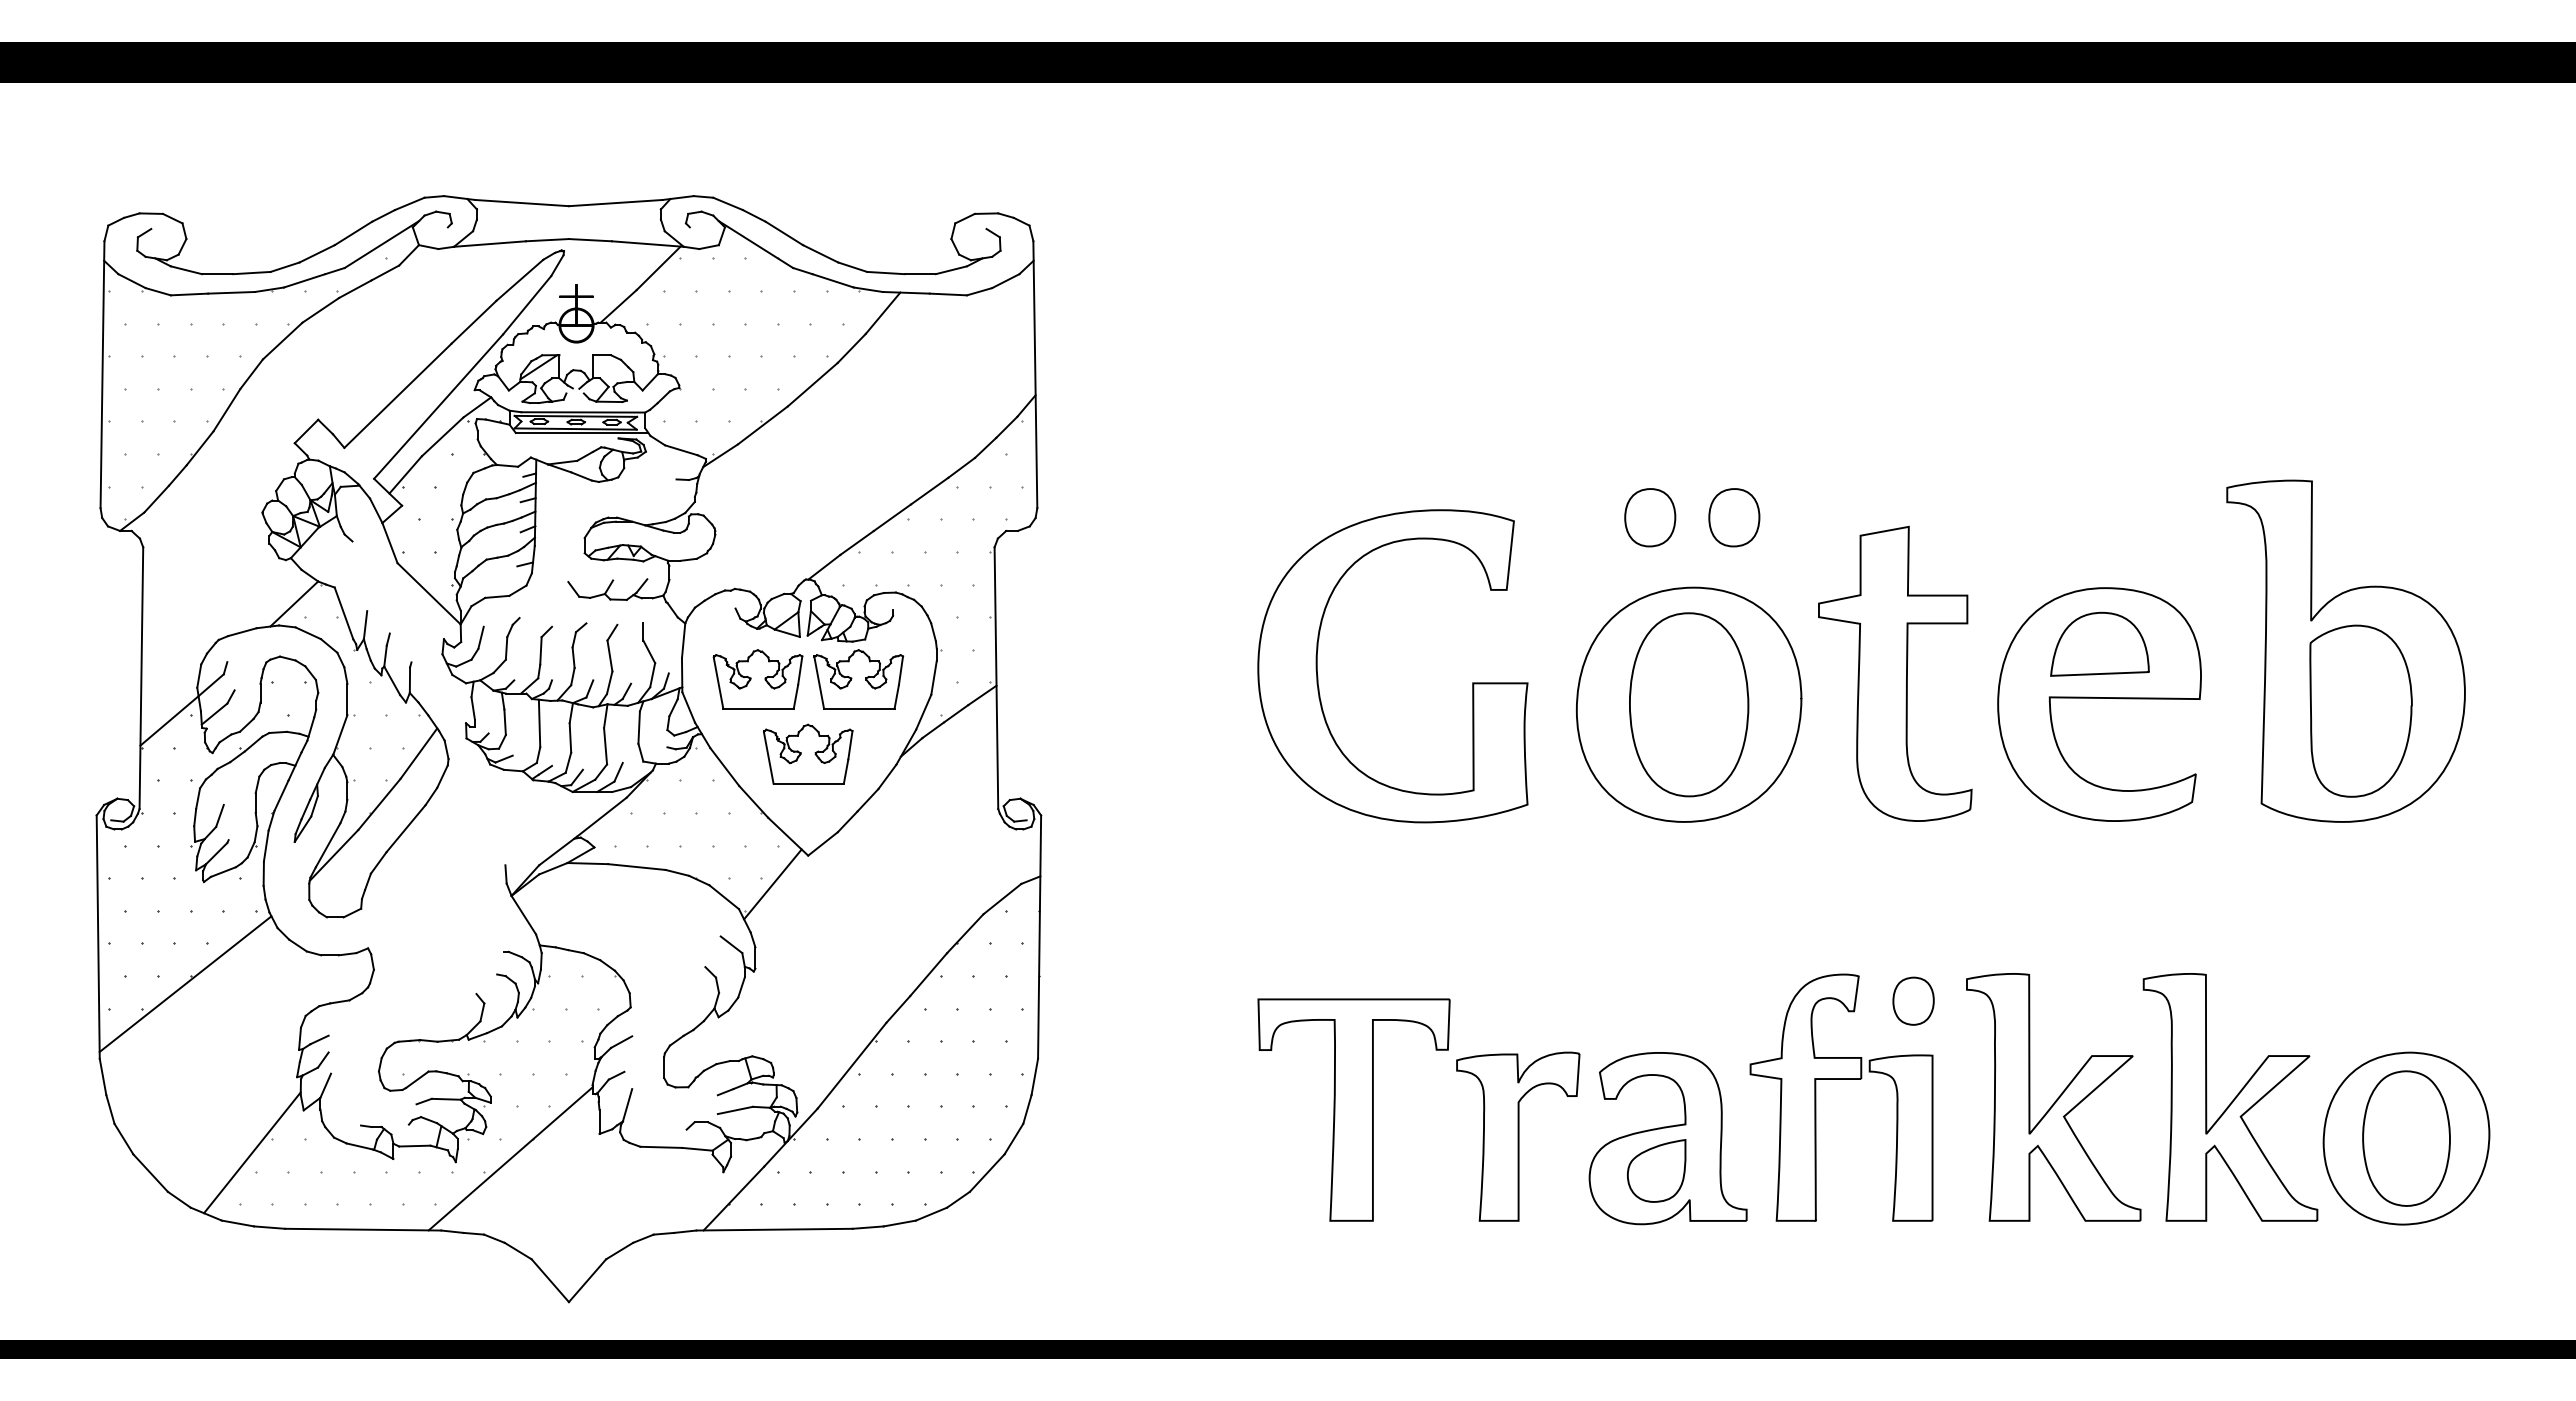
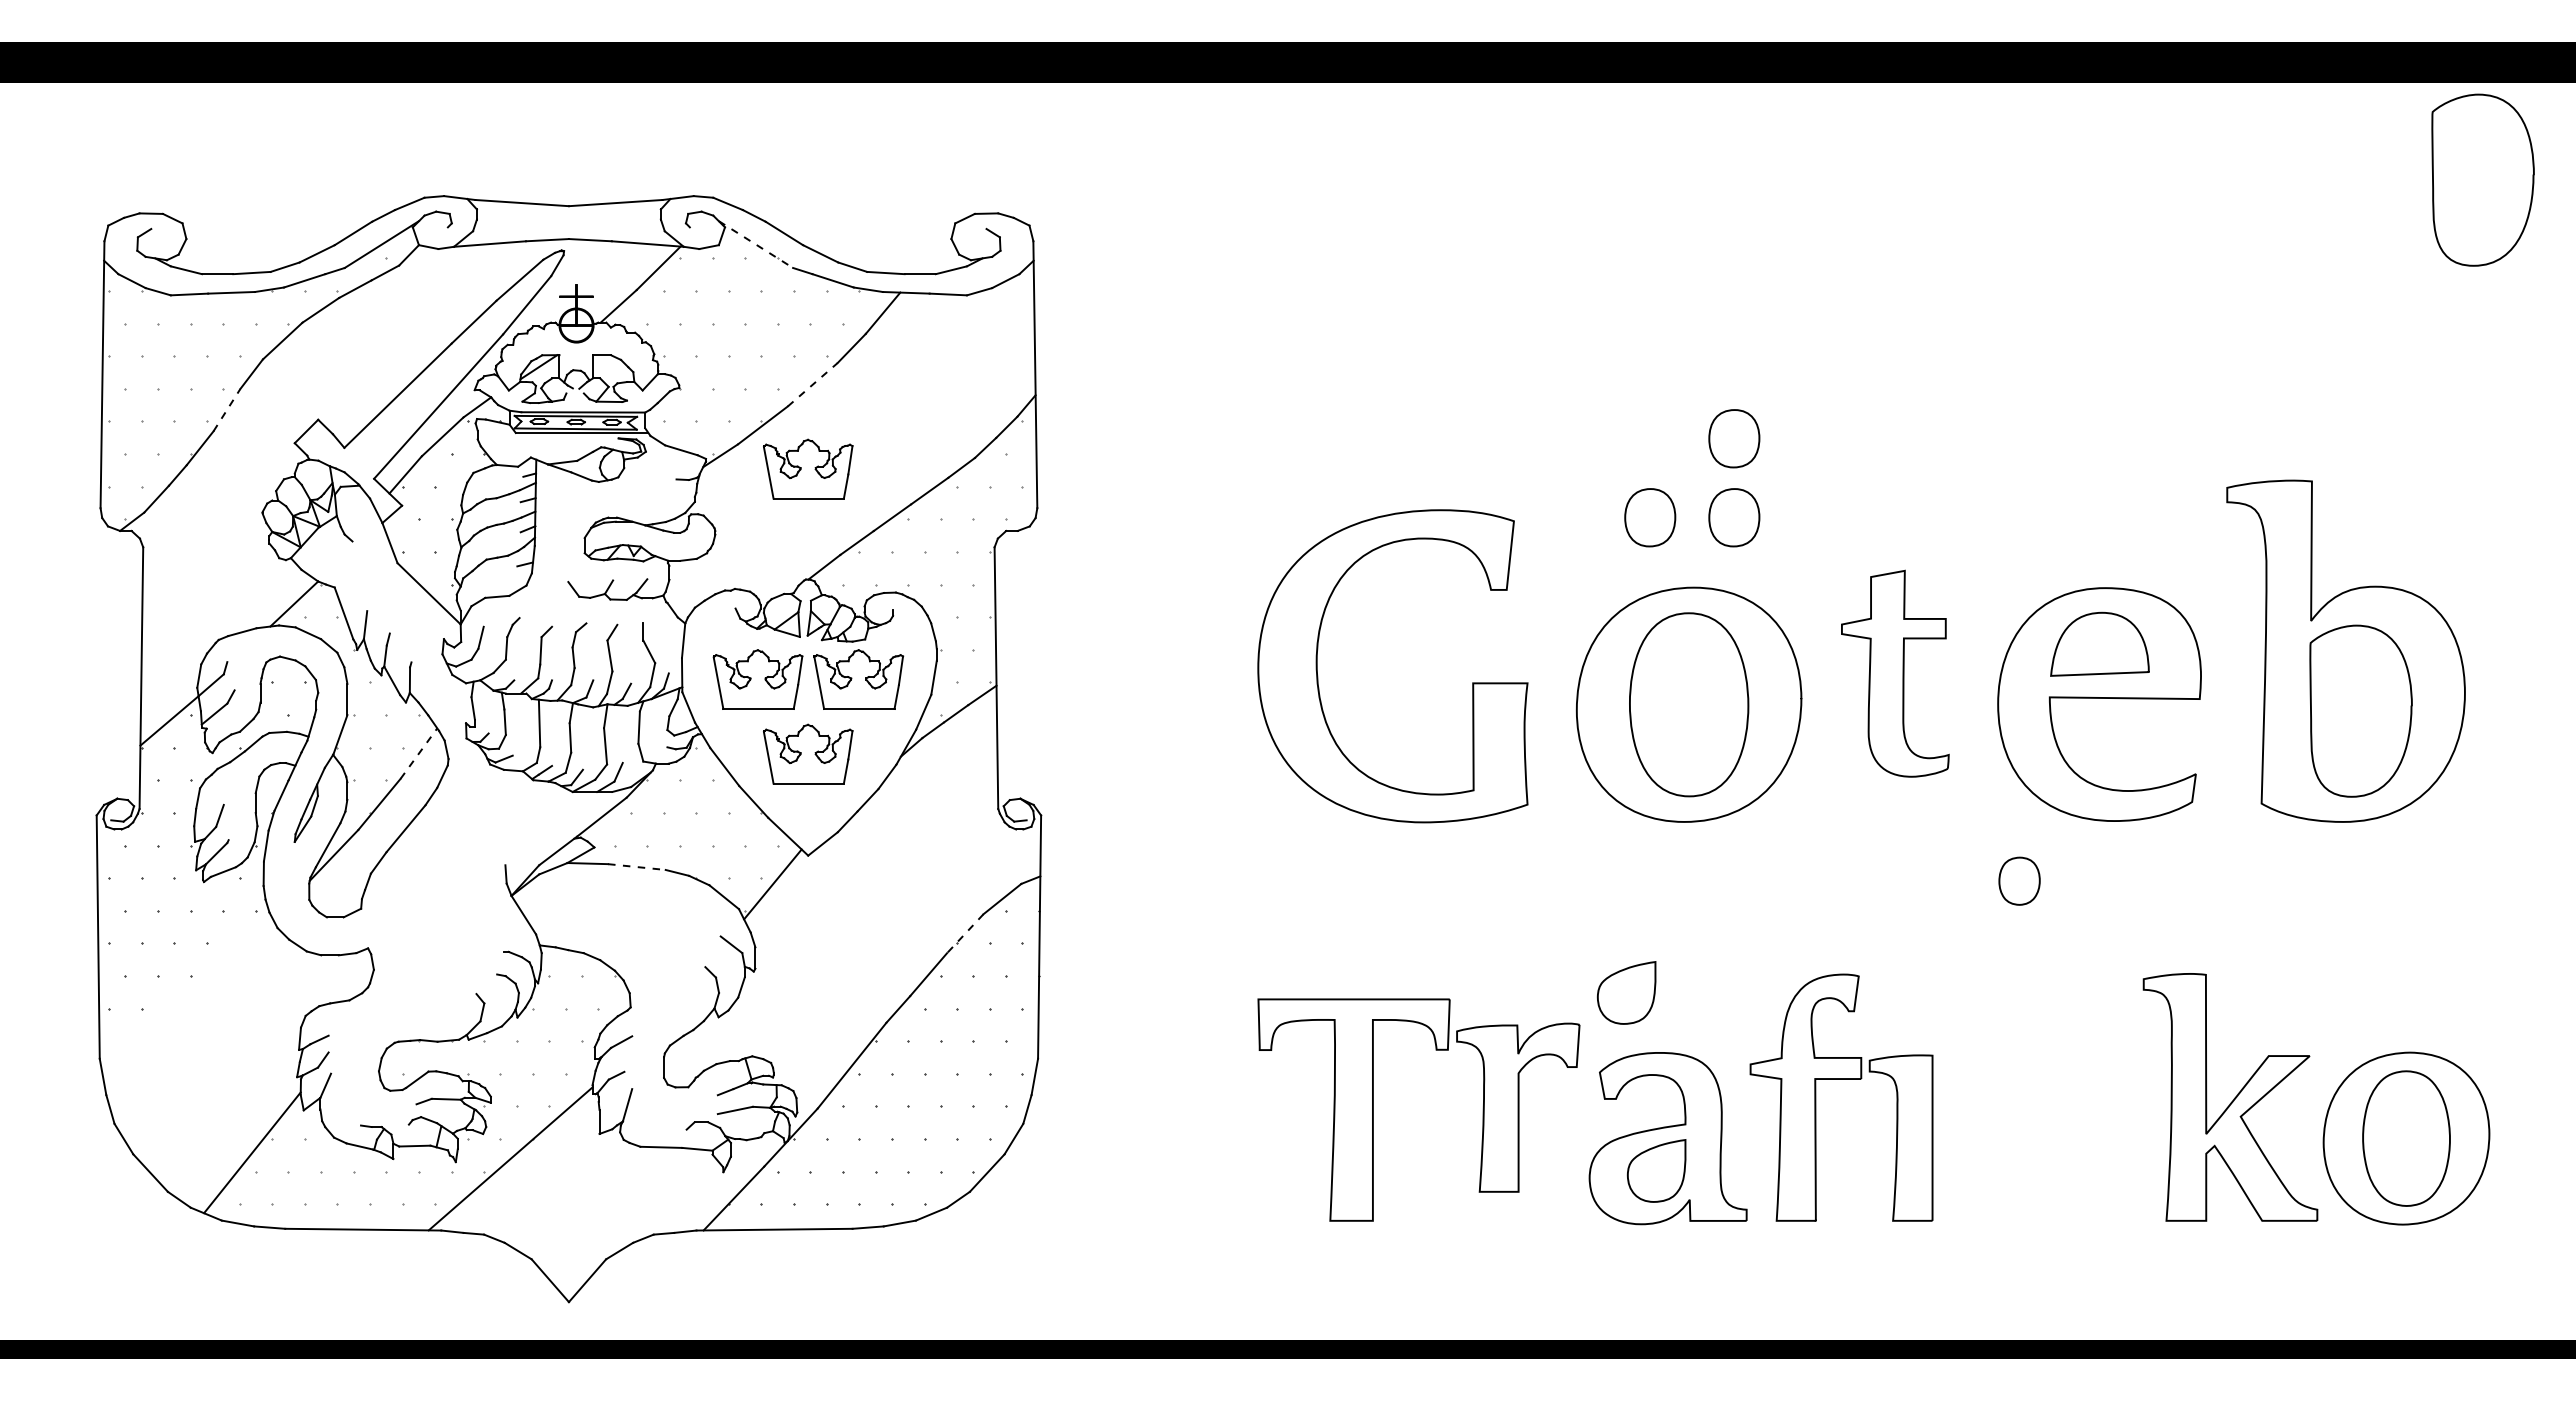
part: none -> present (2482, 179)
line: solid -> dashed (755, 244)
line: solid -> dashed (813, 384)
line: solid -> dashed (227, 409)
part: none -> present (1734, 438)
part: none -> present (808, 468)
part size: 155x297 px -> 109x209 px (1895, 673)
line: solid -> dashed (419, 753)
line: solid -> dashed (636, 867)
line: solid -> dashed (965, 933)
line: present -> none (185, 983)
part: none -> present (1626, 992)
part position: (1913, 1000) -> (2019, 880) (2019, 880)
part: present -> none (2053, 1097)
part position: (1518, 1136) -> (1518, 1107) (1518, 1107)
